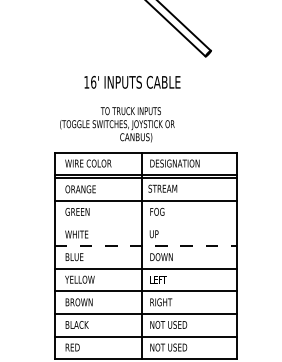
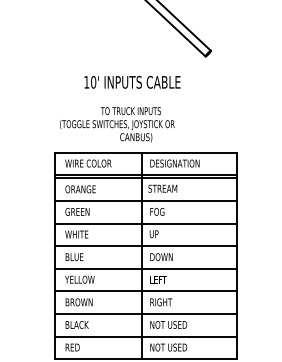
text: 16' -> 10' (93, 82)
line: none -> present (145, 223)
line: dashed -> solid (146, 246)
